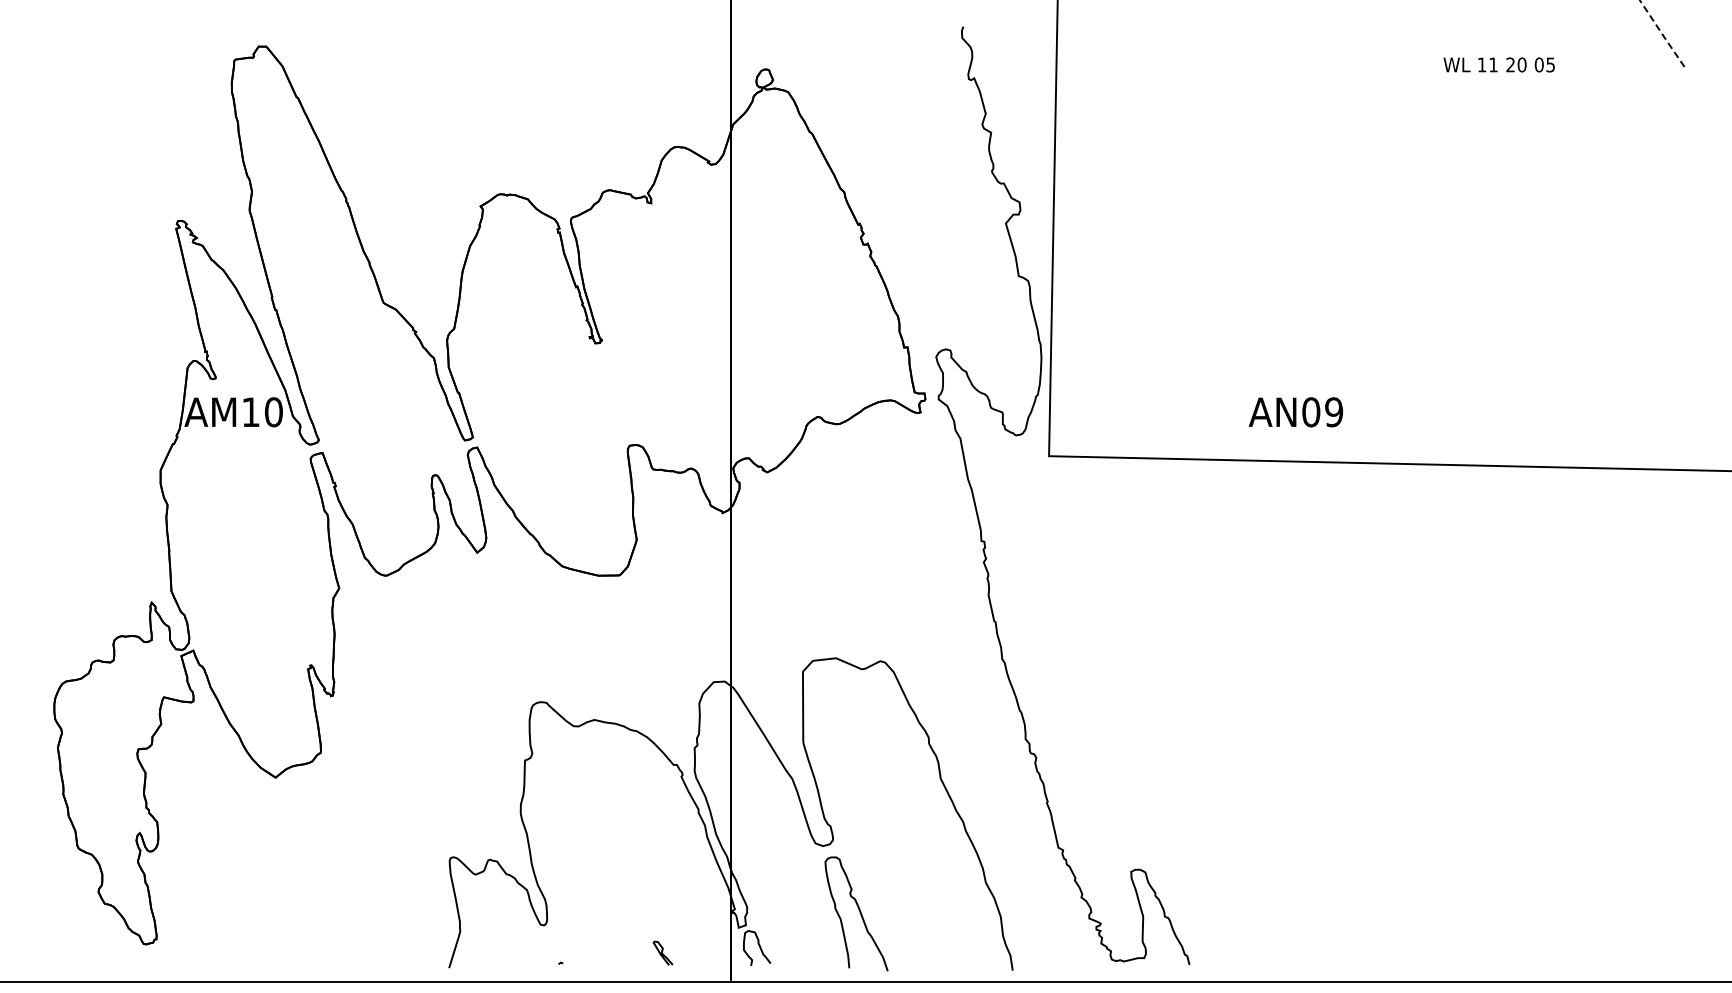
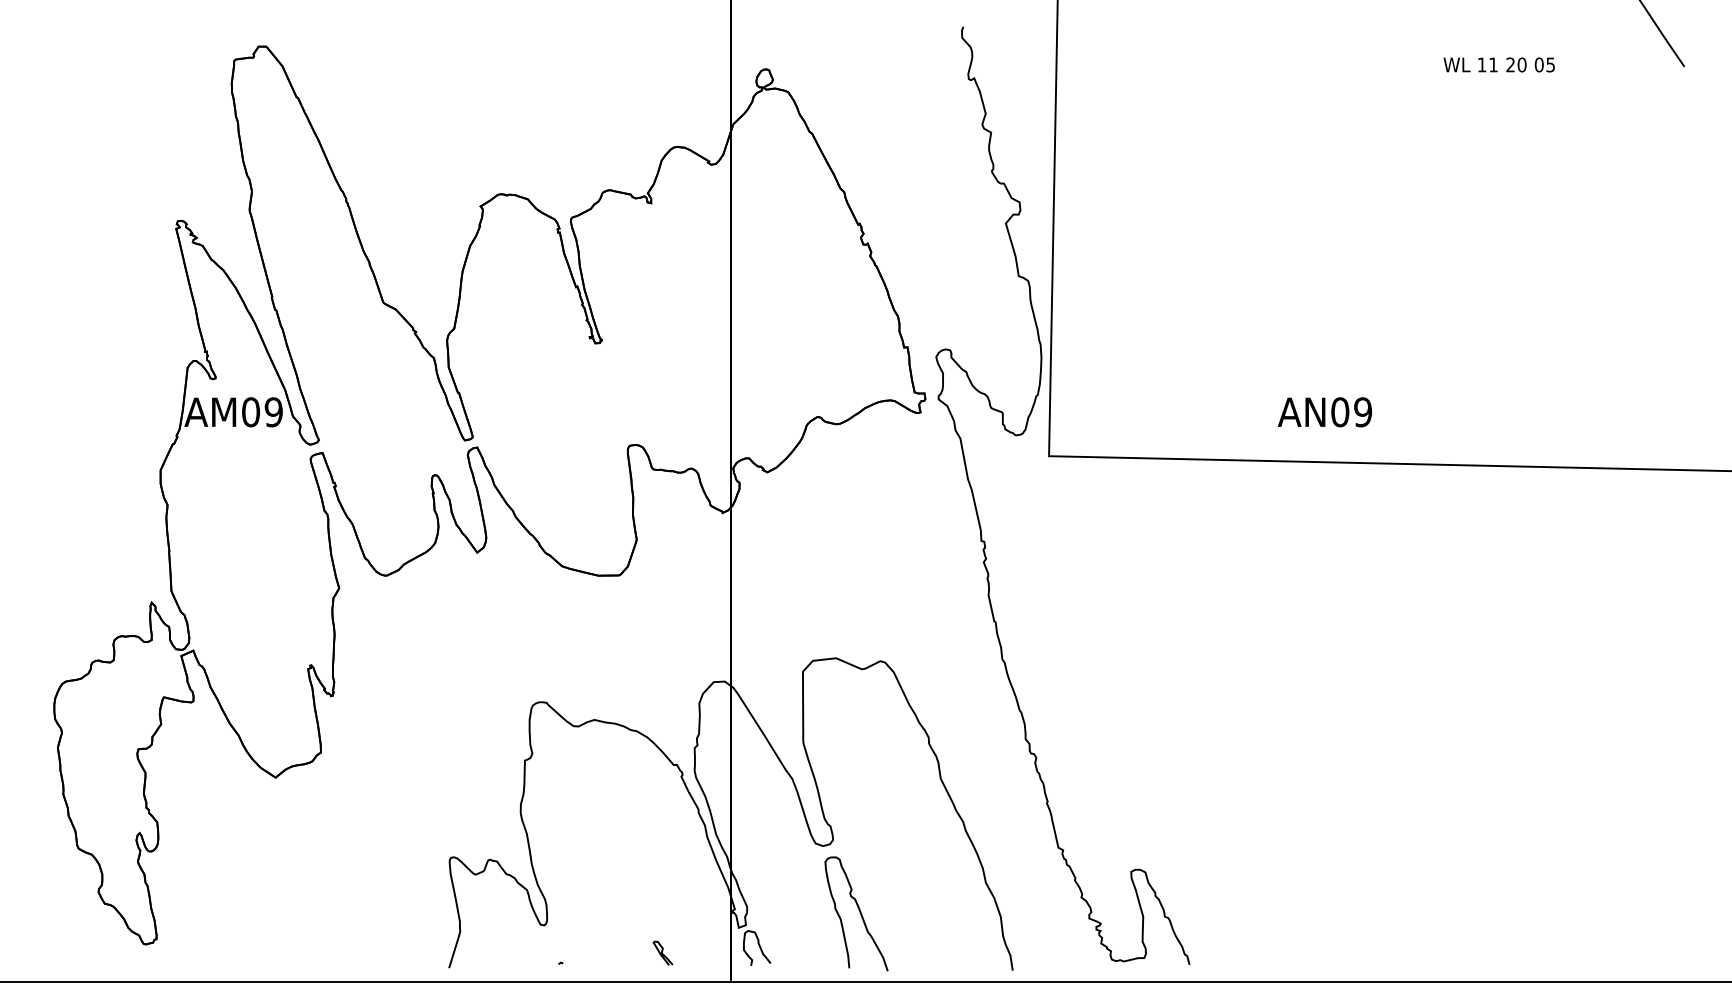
line: dashed -> solid (1662, 34)
text: AM10 -> AM09 (262, 412)
text position: (1295, 412) -> (1324, 412) (1324, 412)
